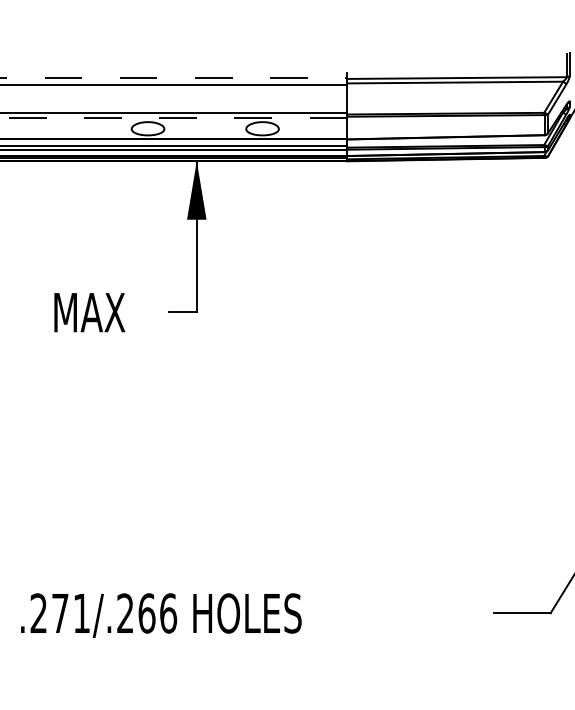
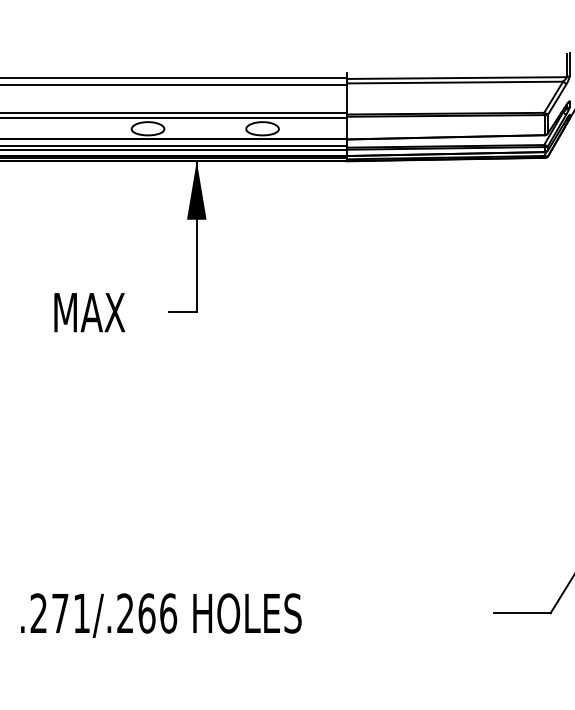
line: dashed -> solid (174, 78)
line: dashed -> solid (173, 117)
